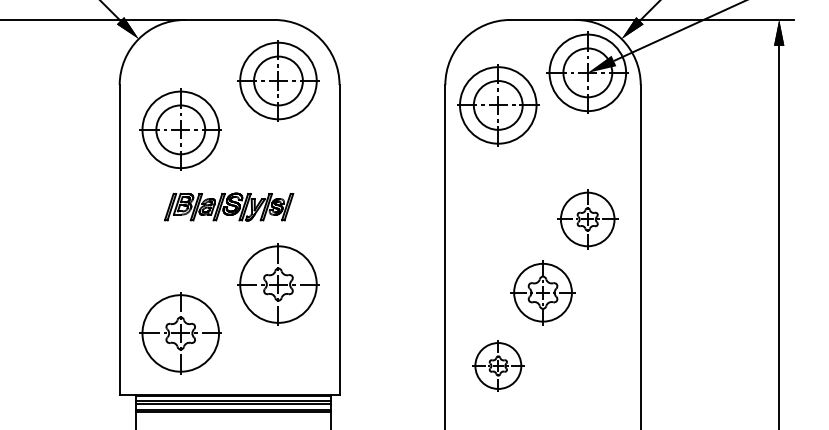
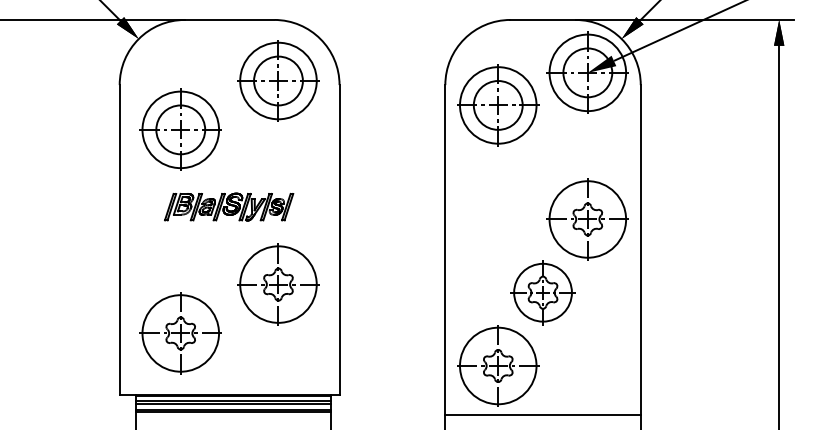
part size: 62x61 px -> 83x83 px (587, 219)
part size: 53x52 px -> 83x82 px (498, 365)
line: none -> present (542, 414)
